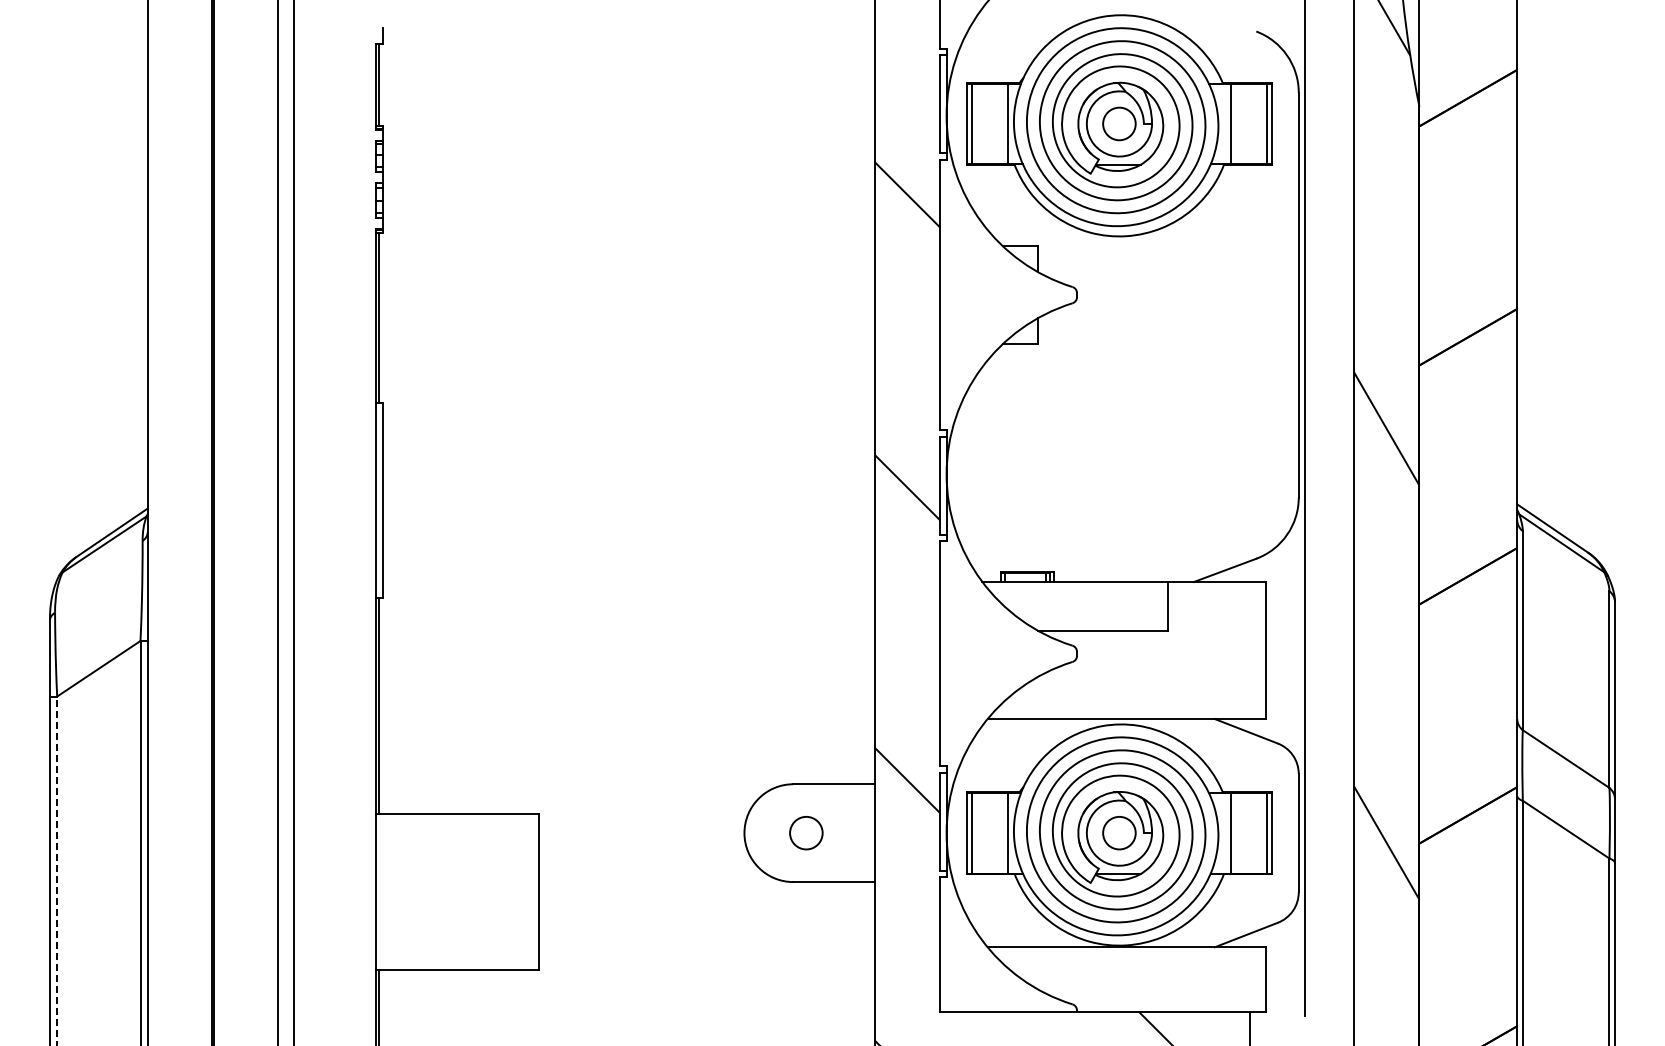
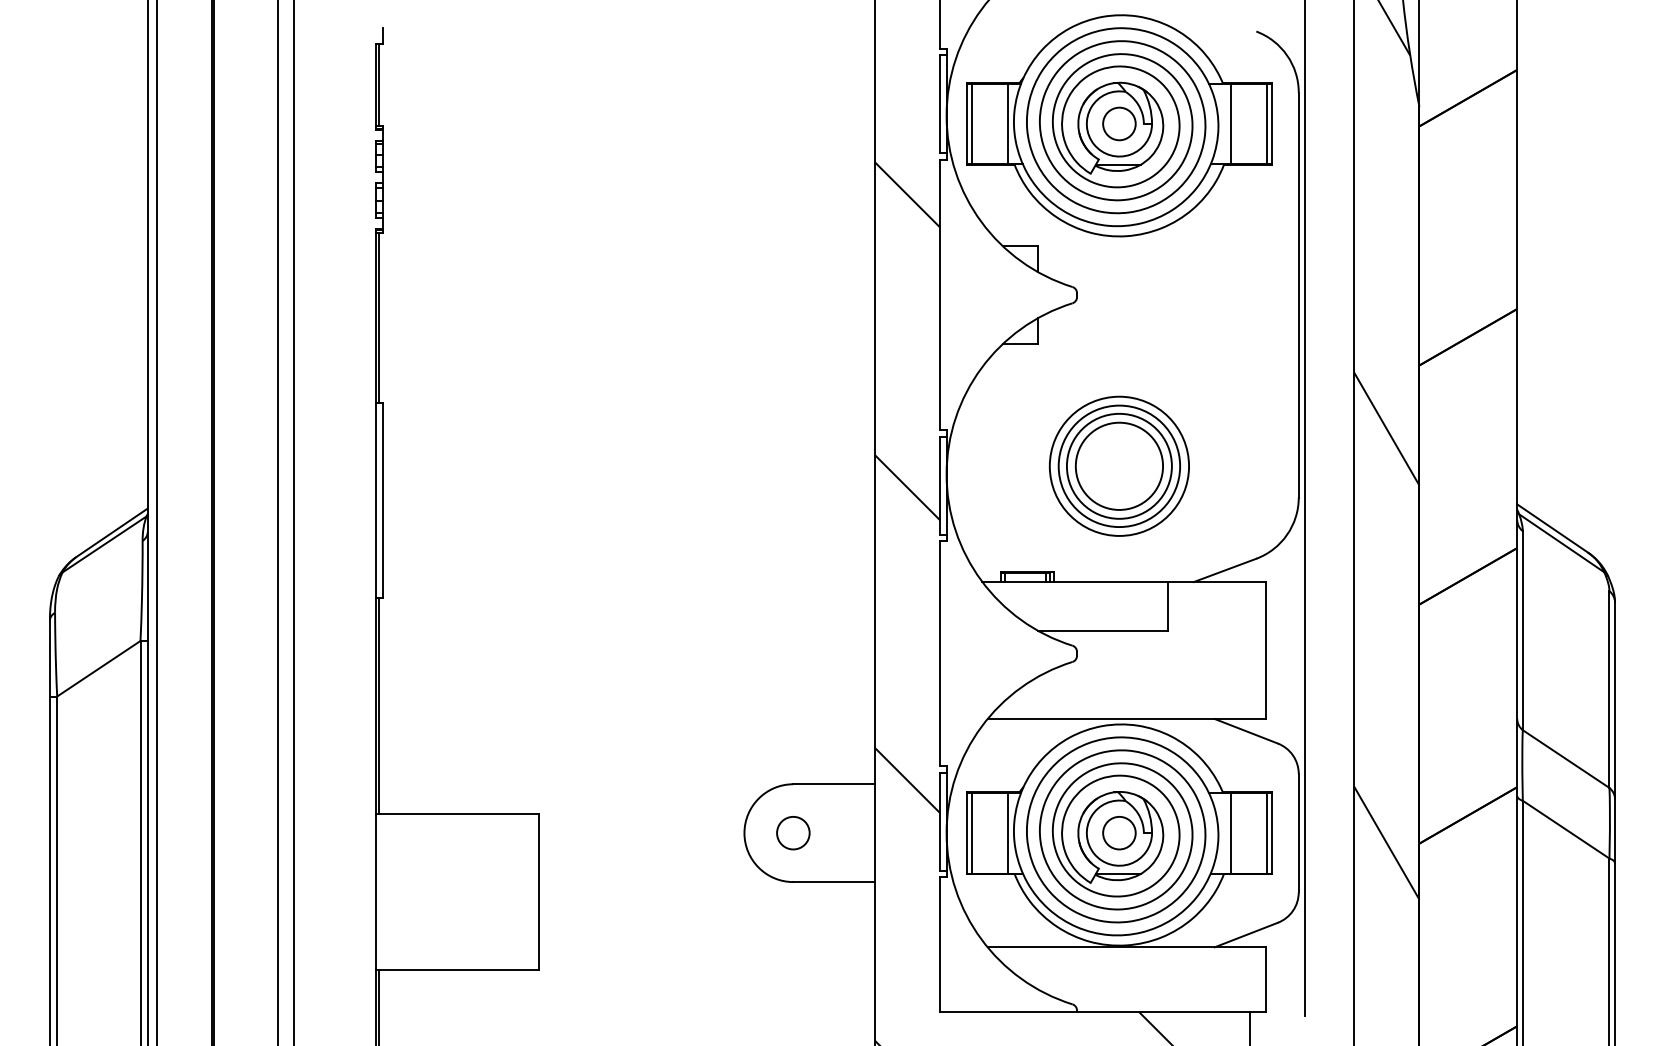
part: none -> present (1118, 465)
line: none -> present (157, 522)
circle position: (806, 833) -> (793, 833) (793, 833)
line: dashed -> solid (57, 870)
